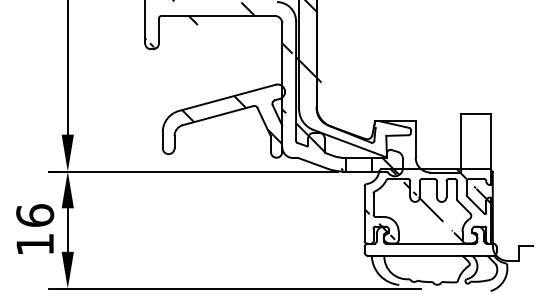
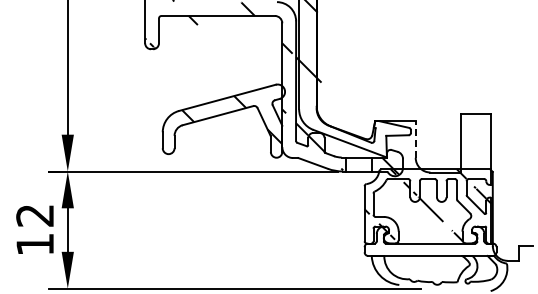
line: solid -> dashed (415, 139)
text: 16 -> 12 (35, 215)
